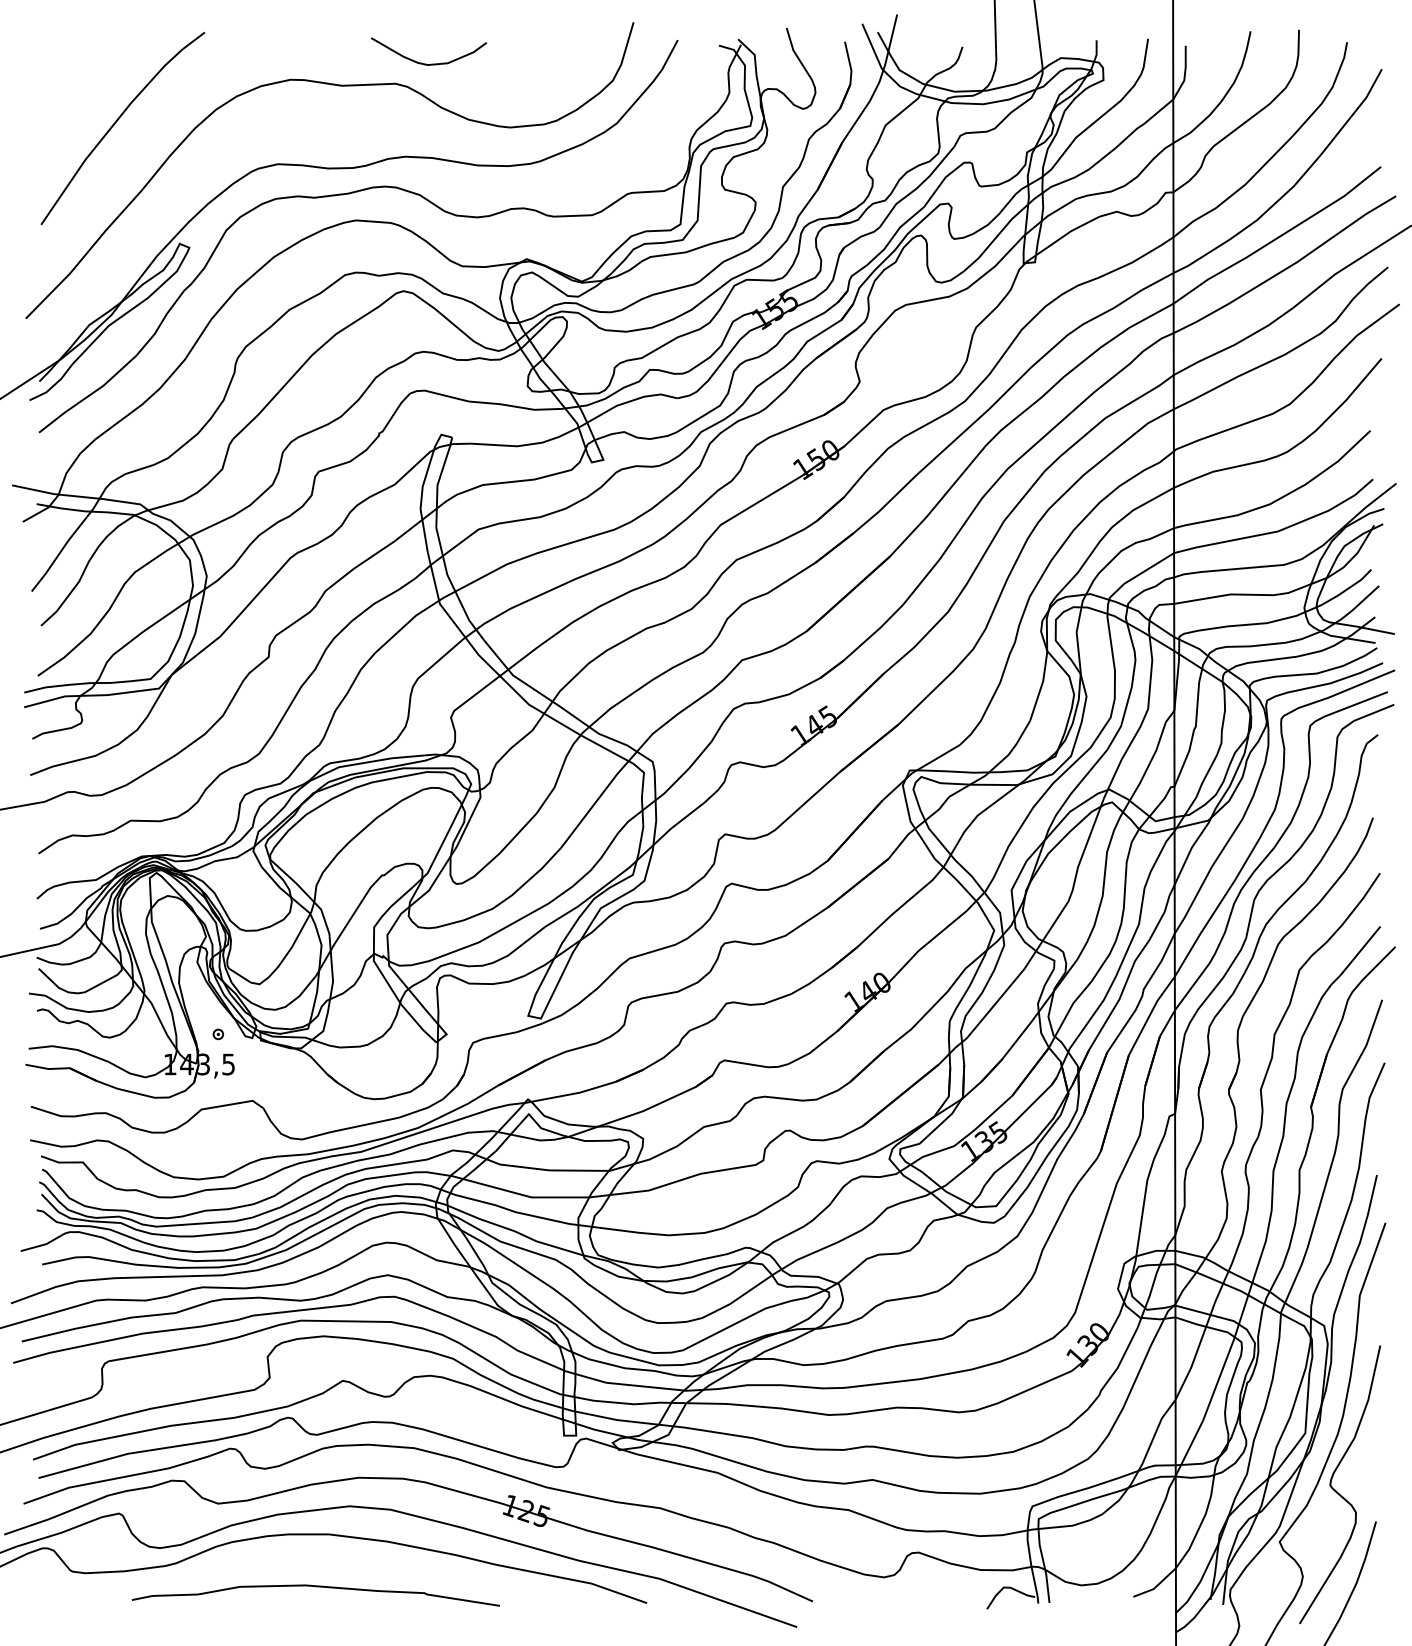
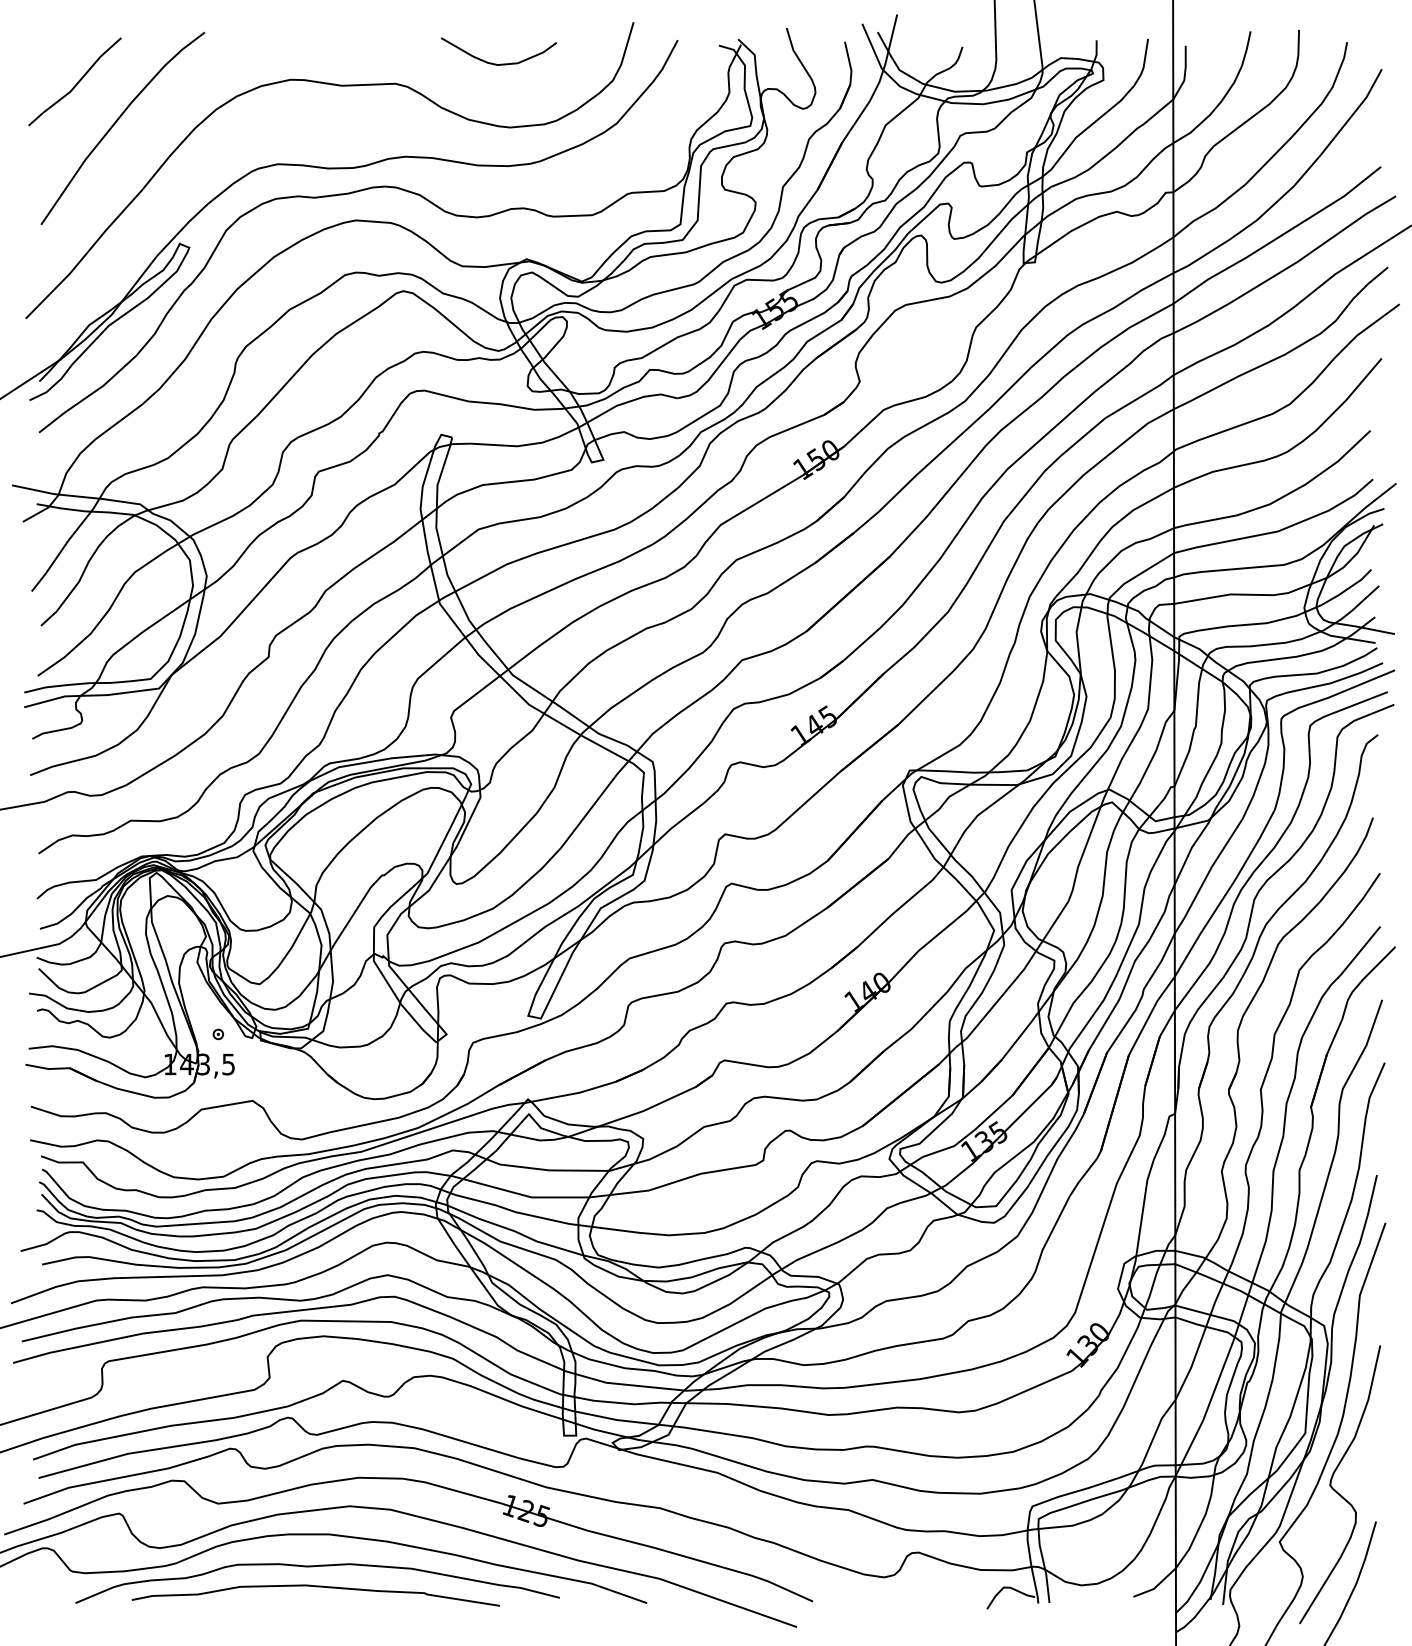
curve position: (426, 63) -> (496, 63) (496, 63)
line: none -> present (76, 83)
curve: none -> present (313, 1567)
